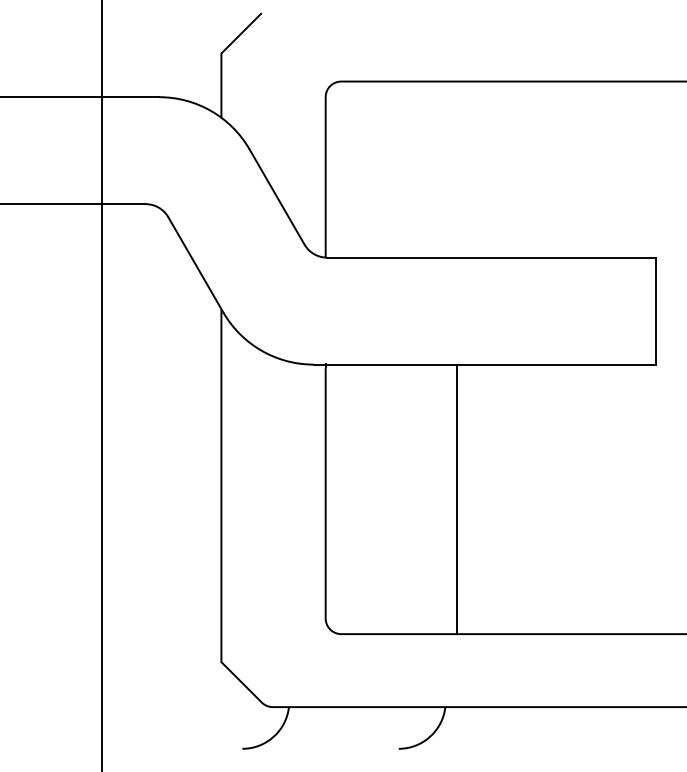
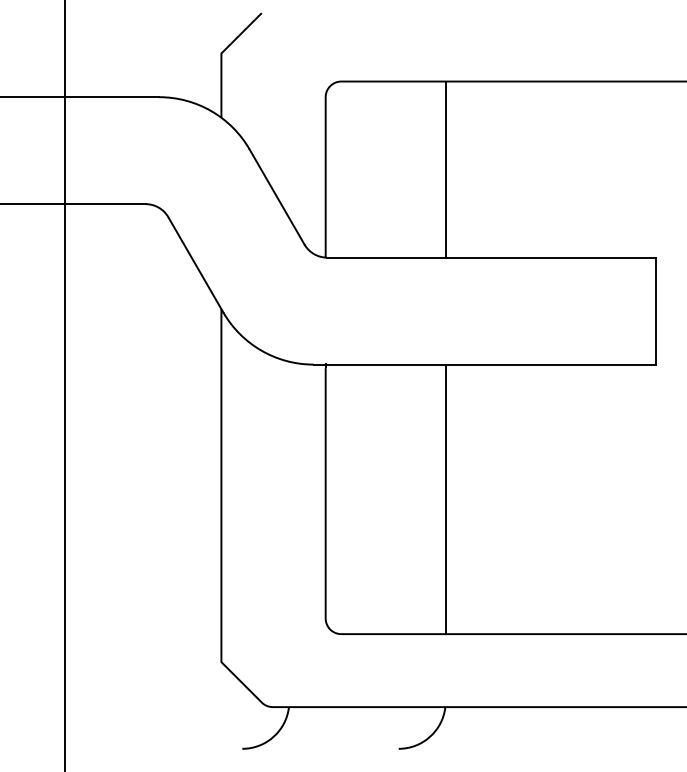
line: none -> present (445, 169)
line position: (102, 385) -> (65, 385) (65, 385)
line position: (456, 499) -> (445, 499) (445, 499)
